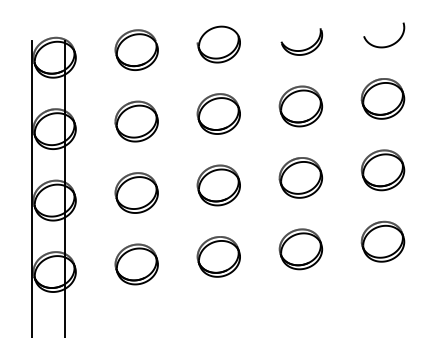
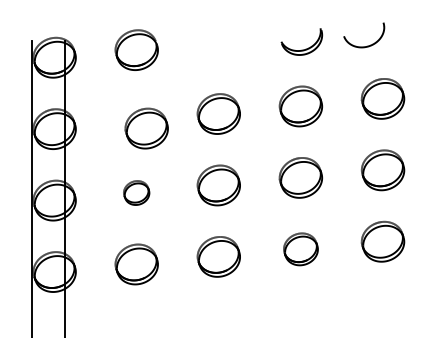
part: present -> none (218, 44)
curve position: (387, 45) -> (367, 45) (367, 45)
part position: (136, 121) -> (146, 128) (146, 128)
part size: 45x42 px -> 28x26 px (136, 192)
part size: 46x43 px -> 36x35 px (300, 249)
